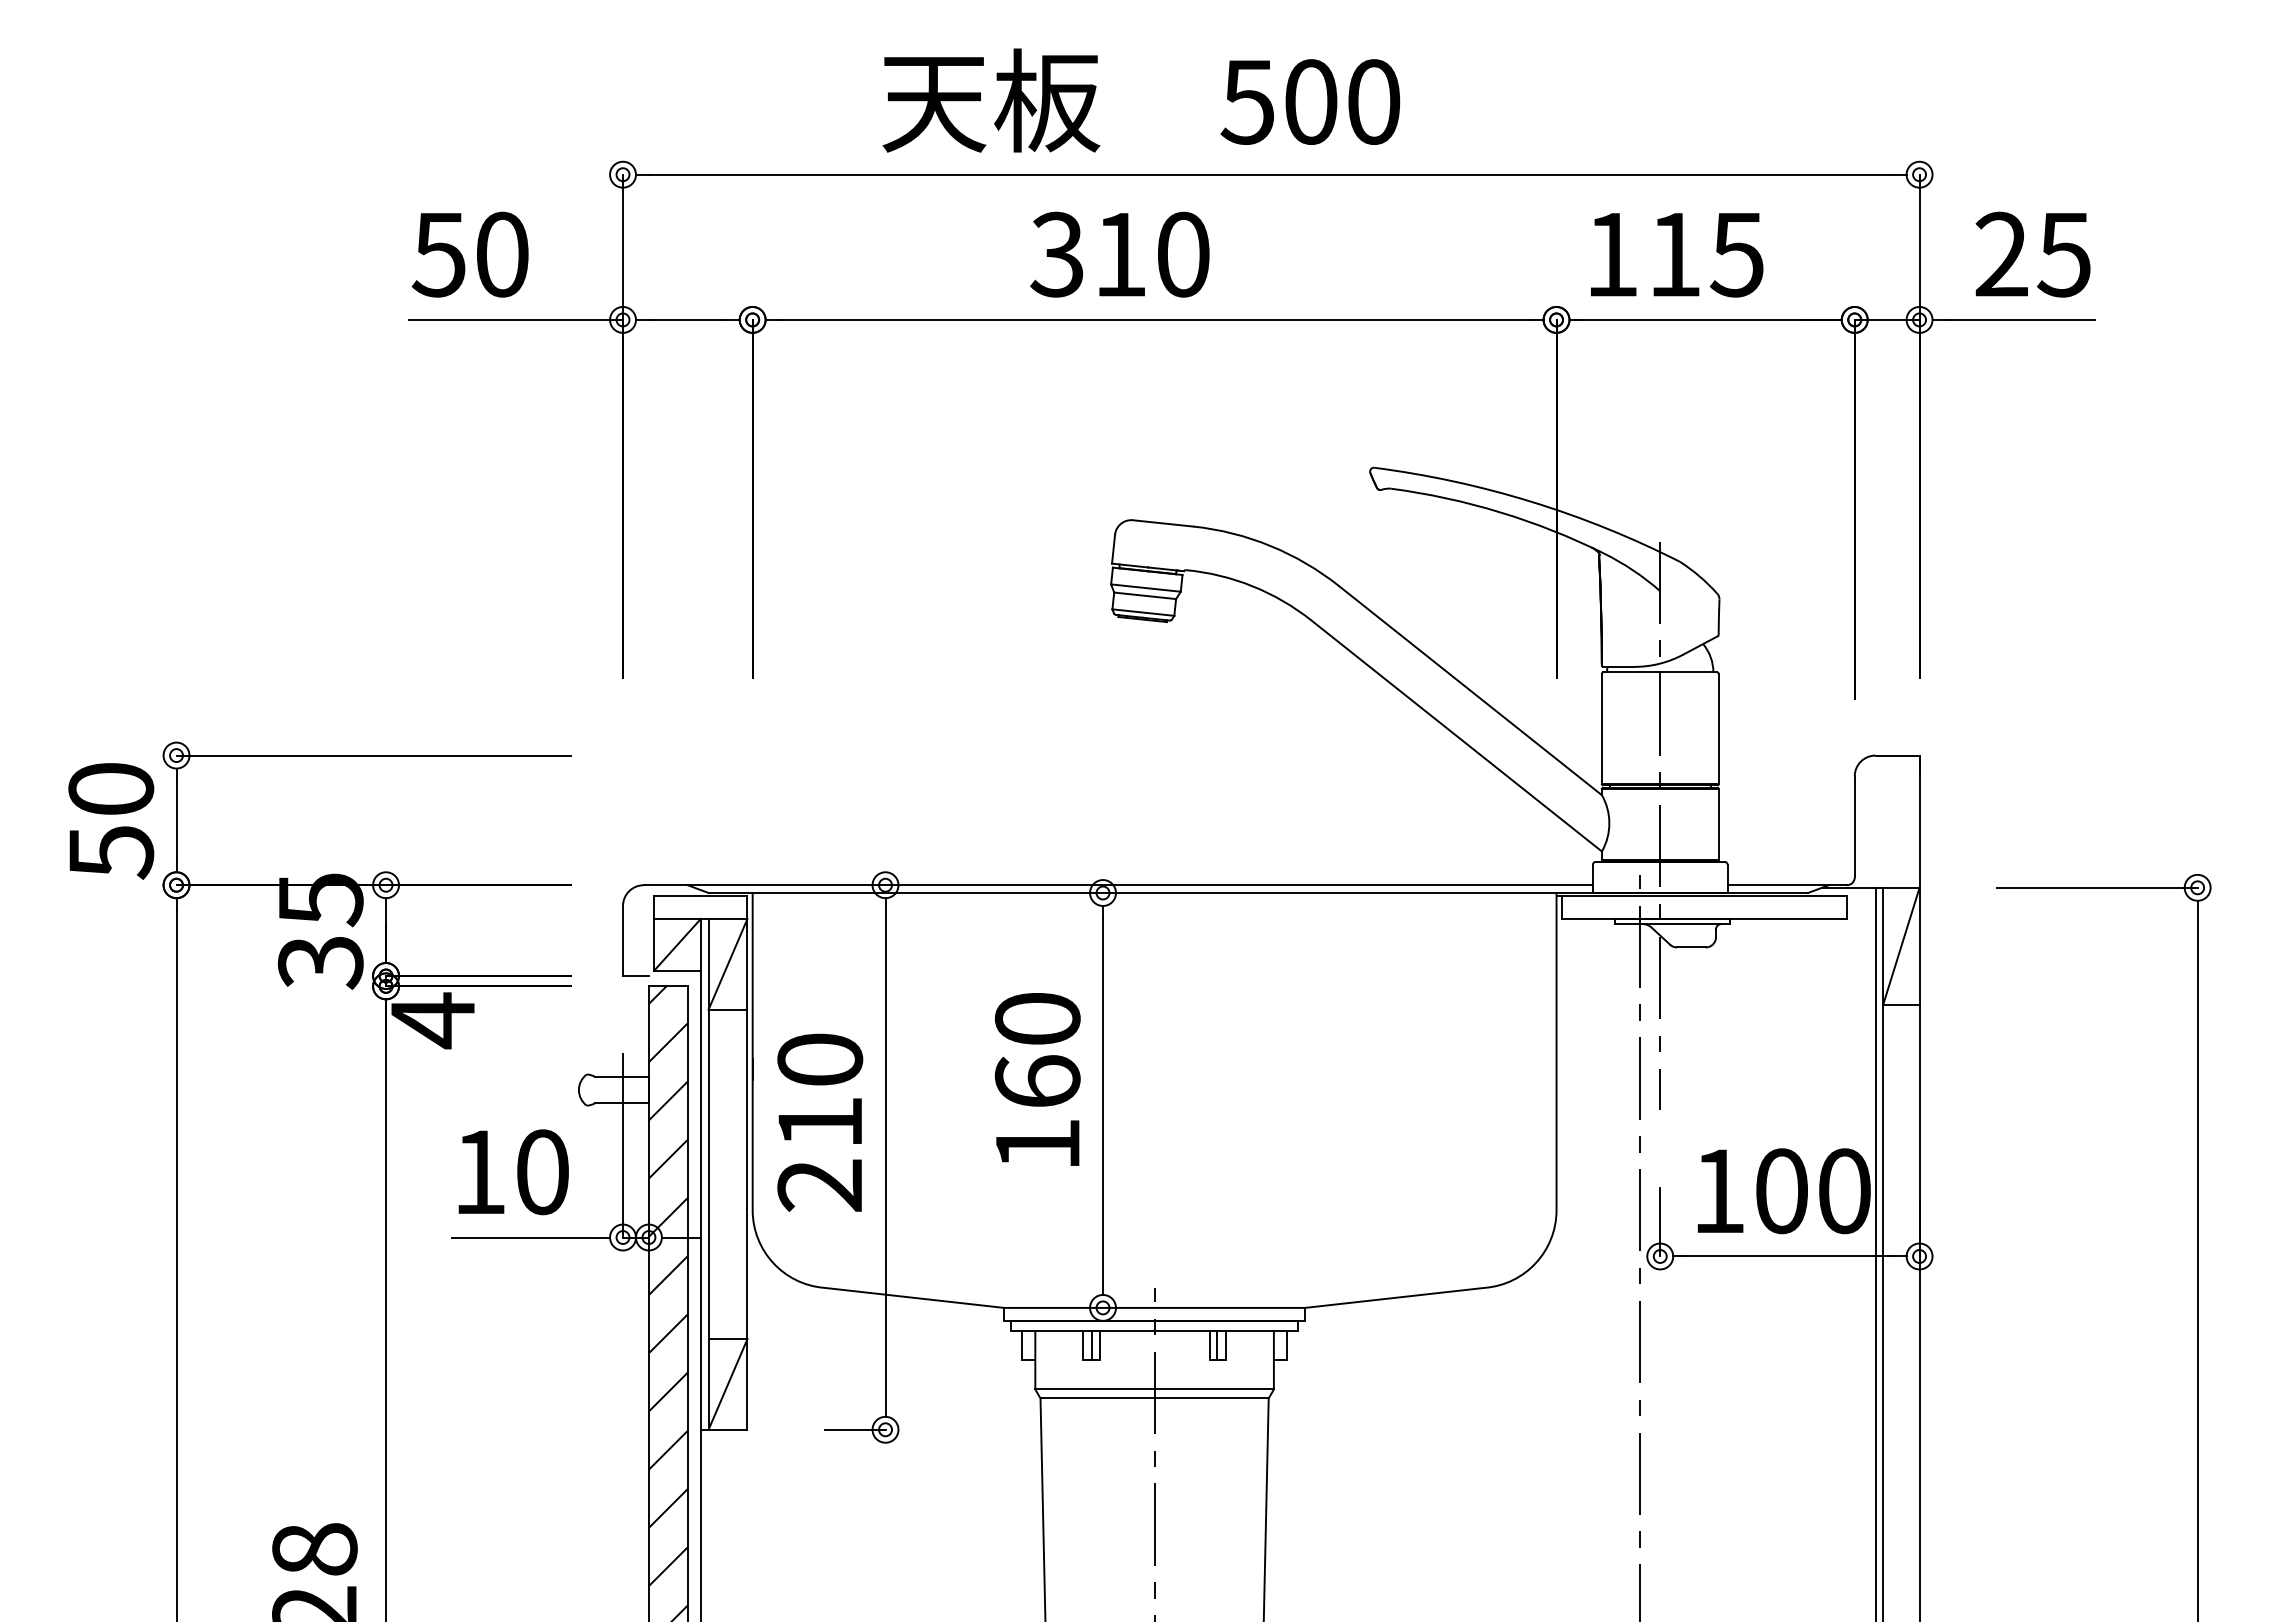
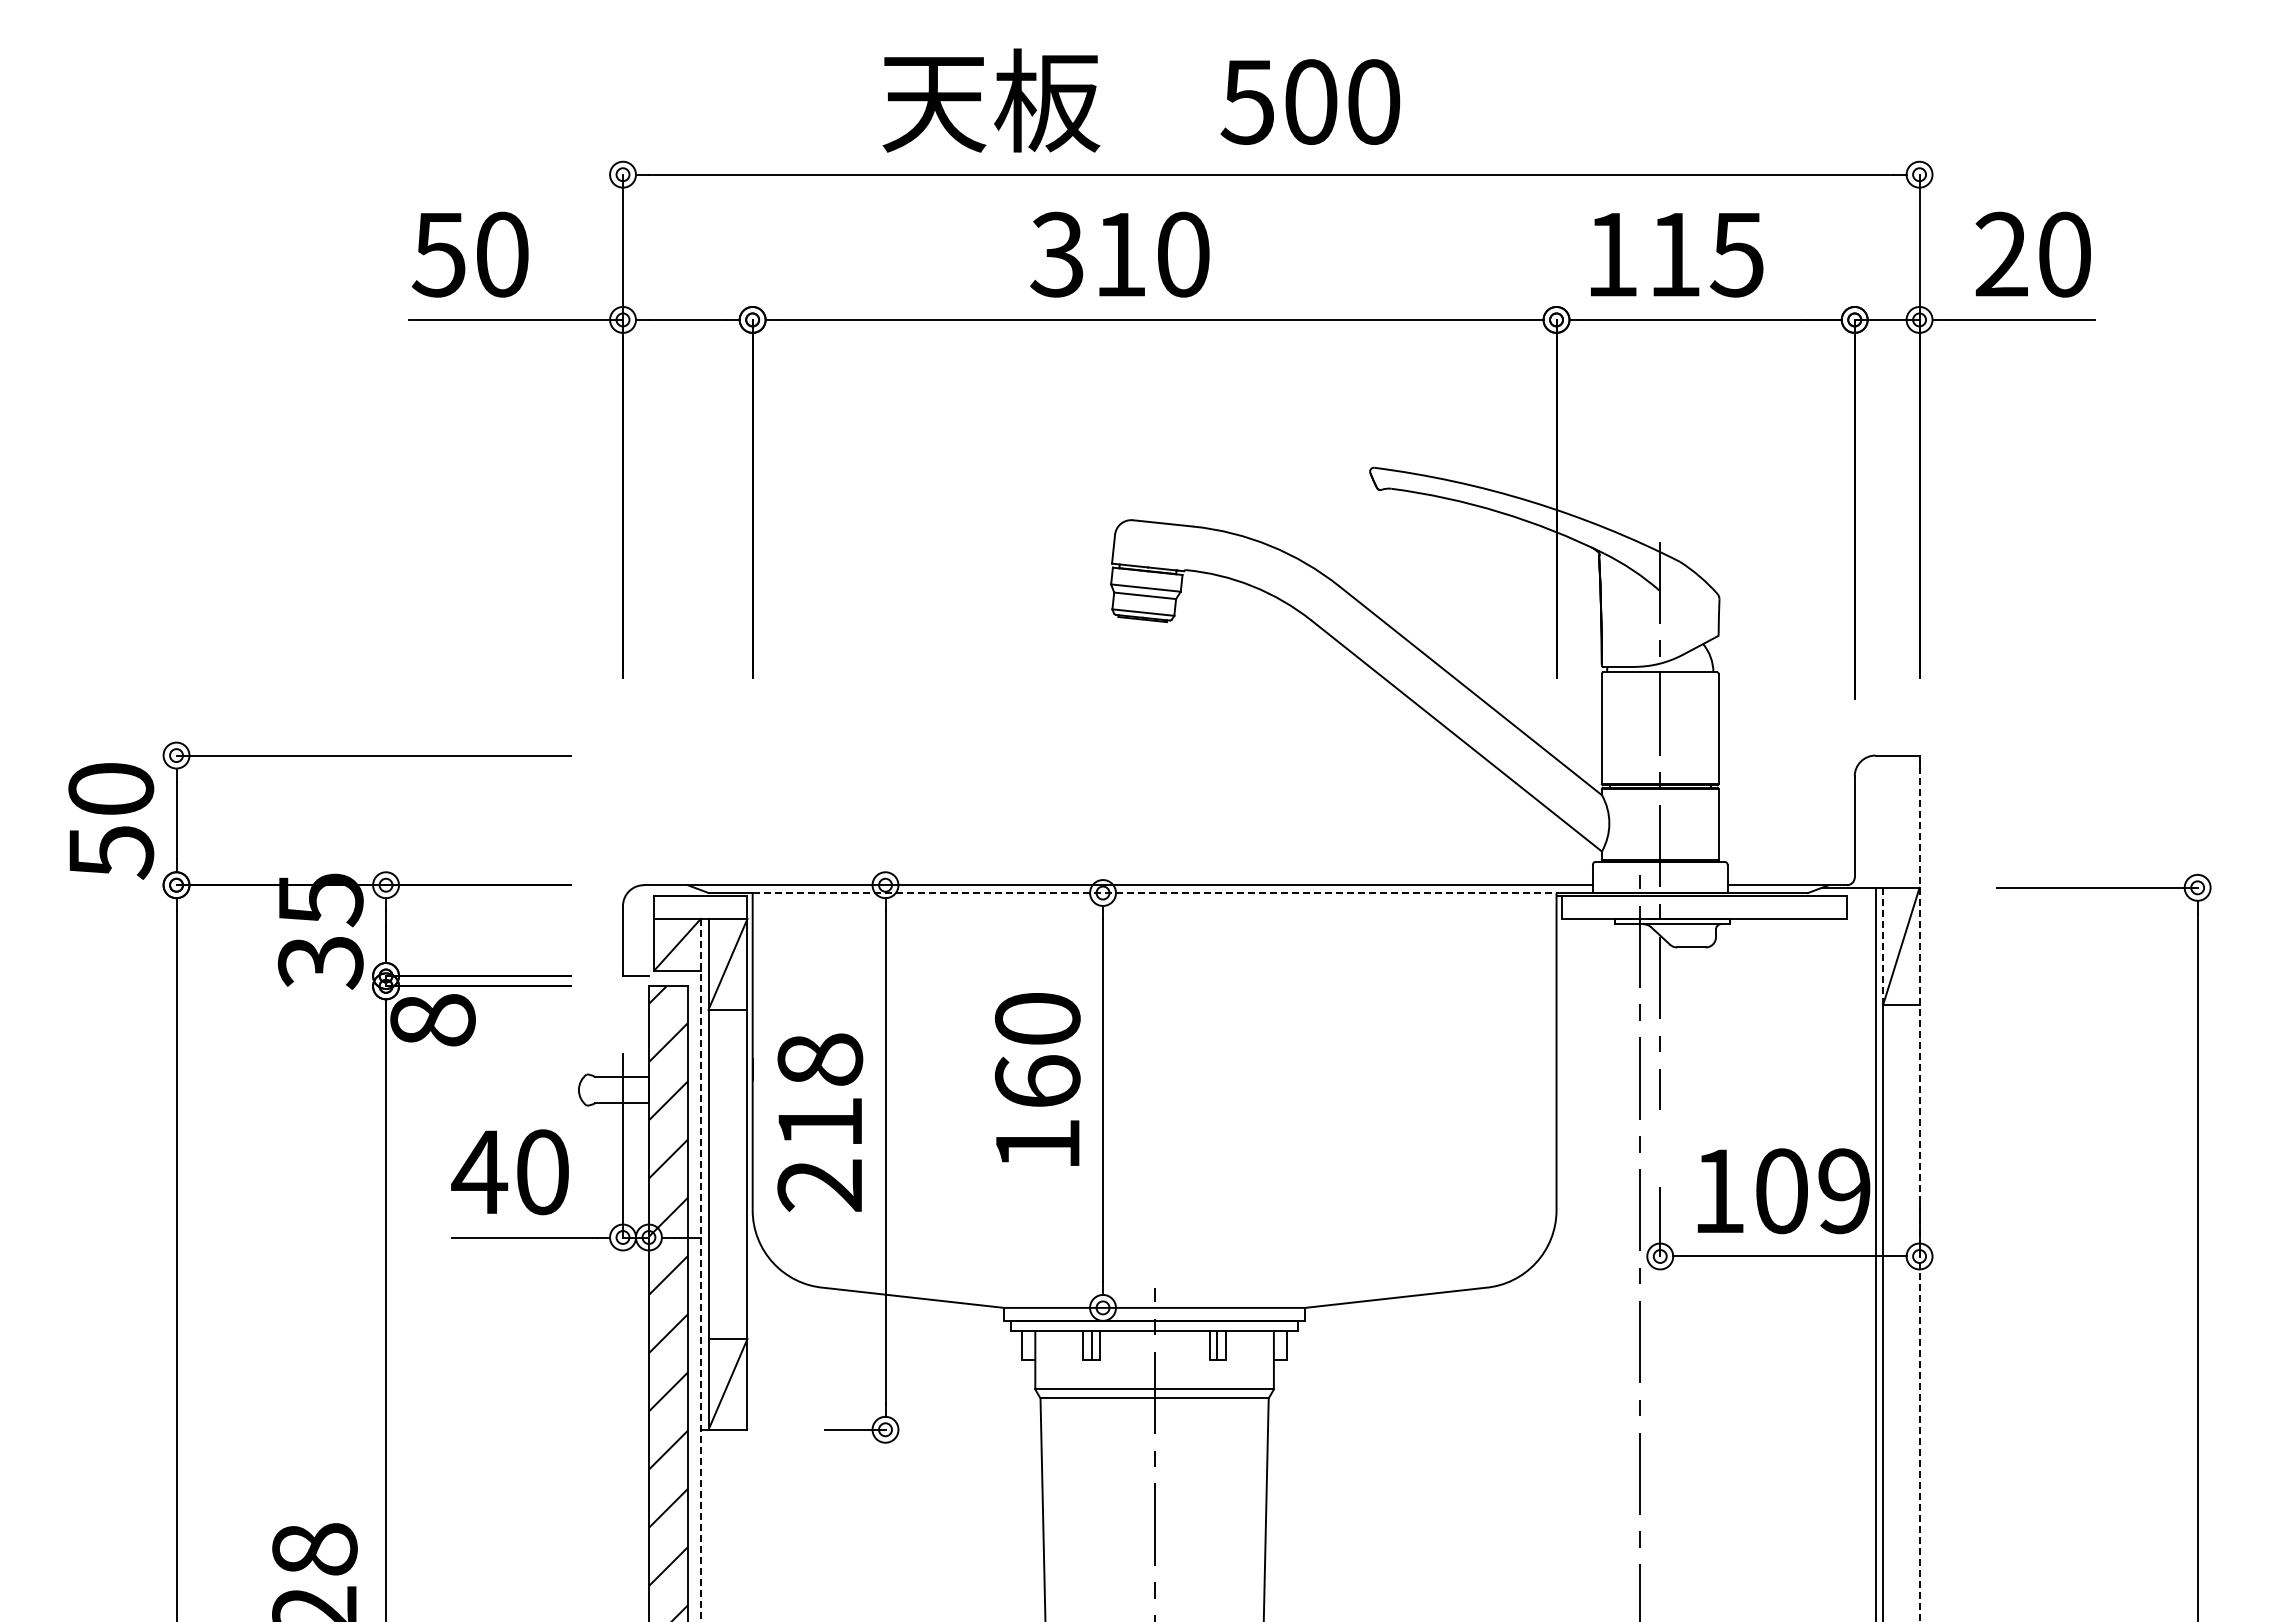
text: 25 -> 20 (2063, 254)
line: solid -> dashed (1154, 893)
line: solid -> dashed (1883, 946)
text: 4 -> 8 (432, 1020)
text: 210 -> 218 (819, 1059)
text: 10 -> 40 (479, 1171)
line: solid -> dashed (1919, 1188)
text: 100 -> 109 (1844, 1191)
line: solid -> dashed (700, 1270)
